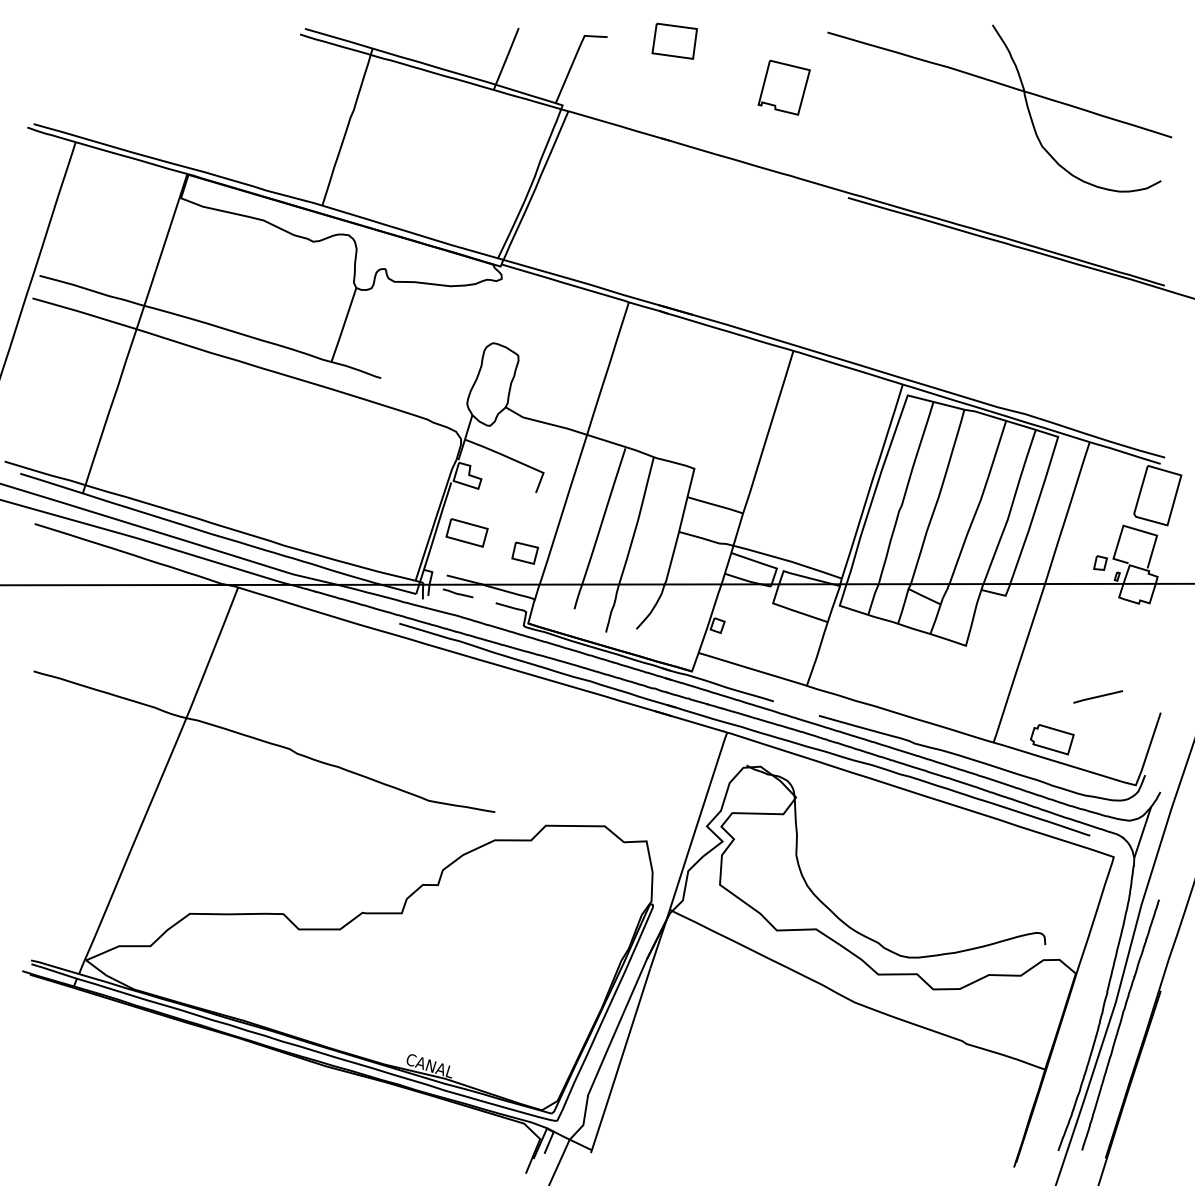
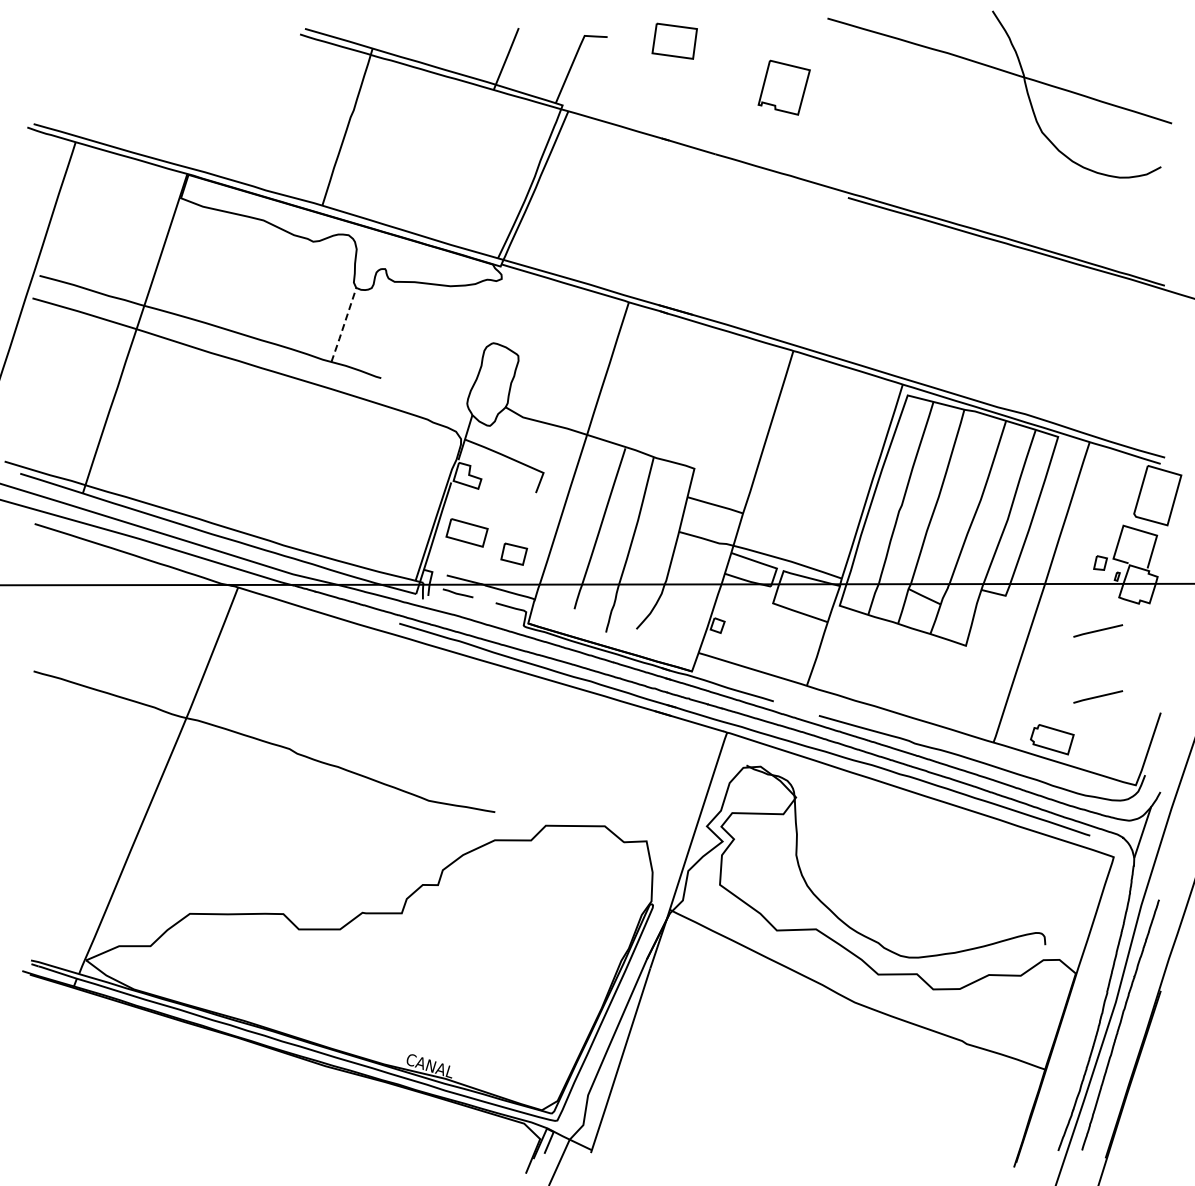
part position: (1007, 87) -> (1007, 73) (1007, 73)
line: solid -> dashed (343, 325)
part position: (525, 552) -> (514, 553) (514, 553)
line: none -> present (1098, 630)
